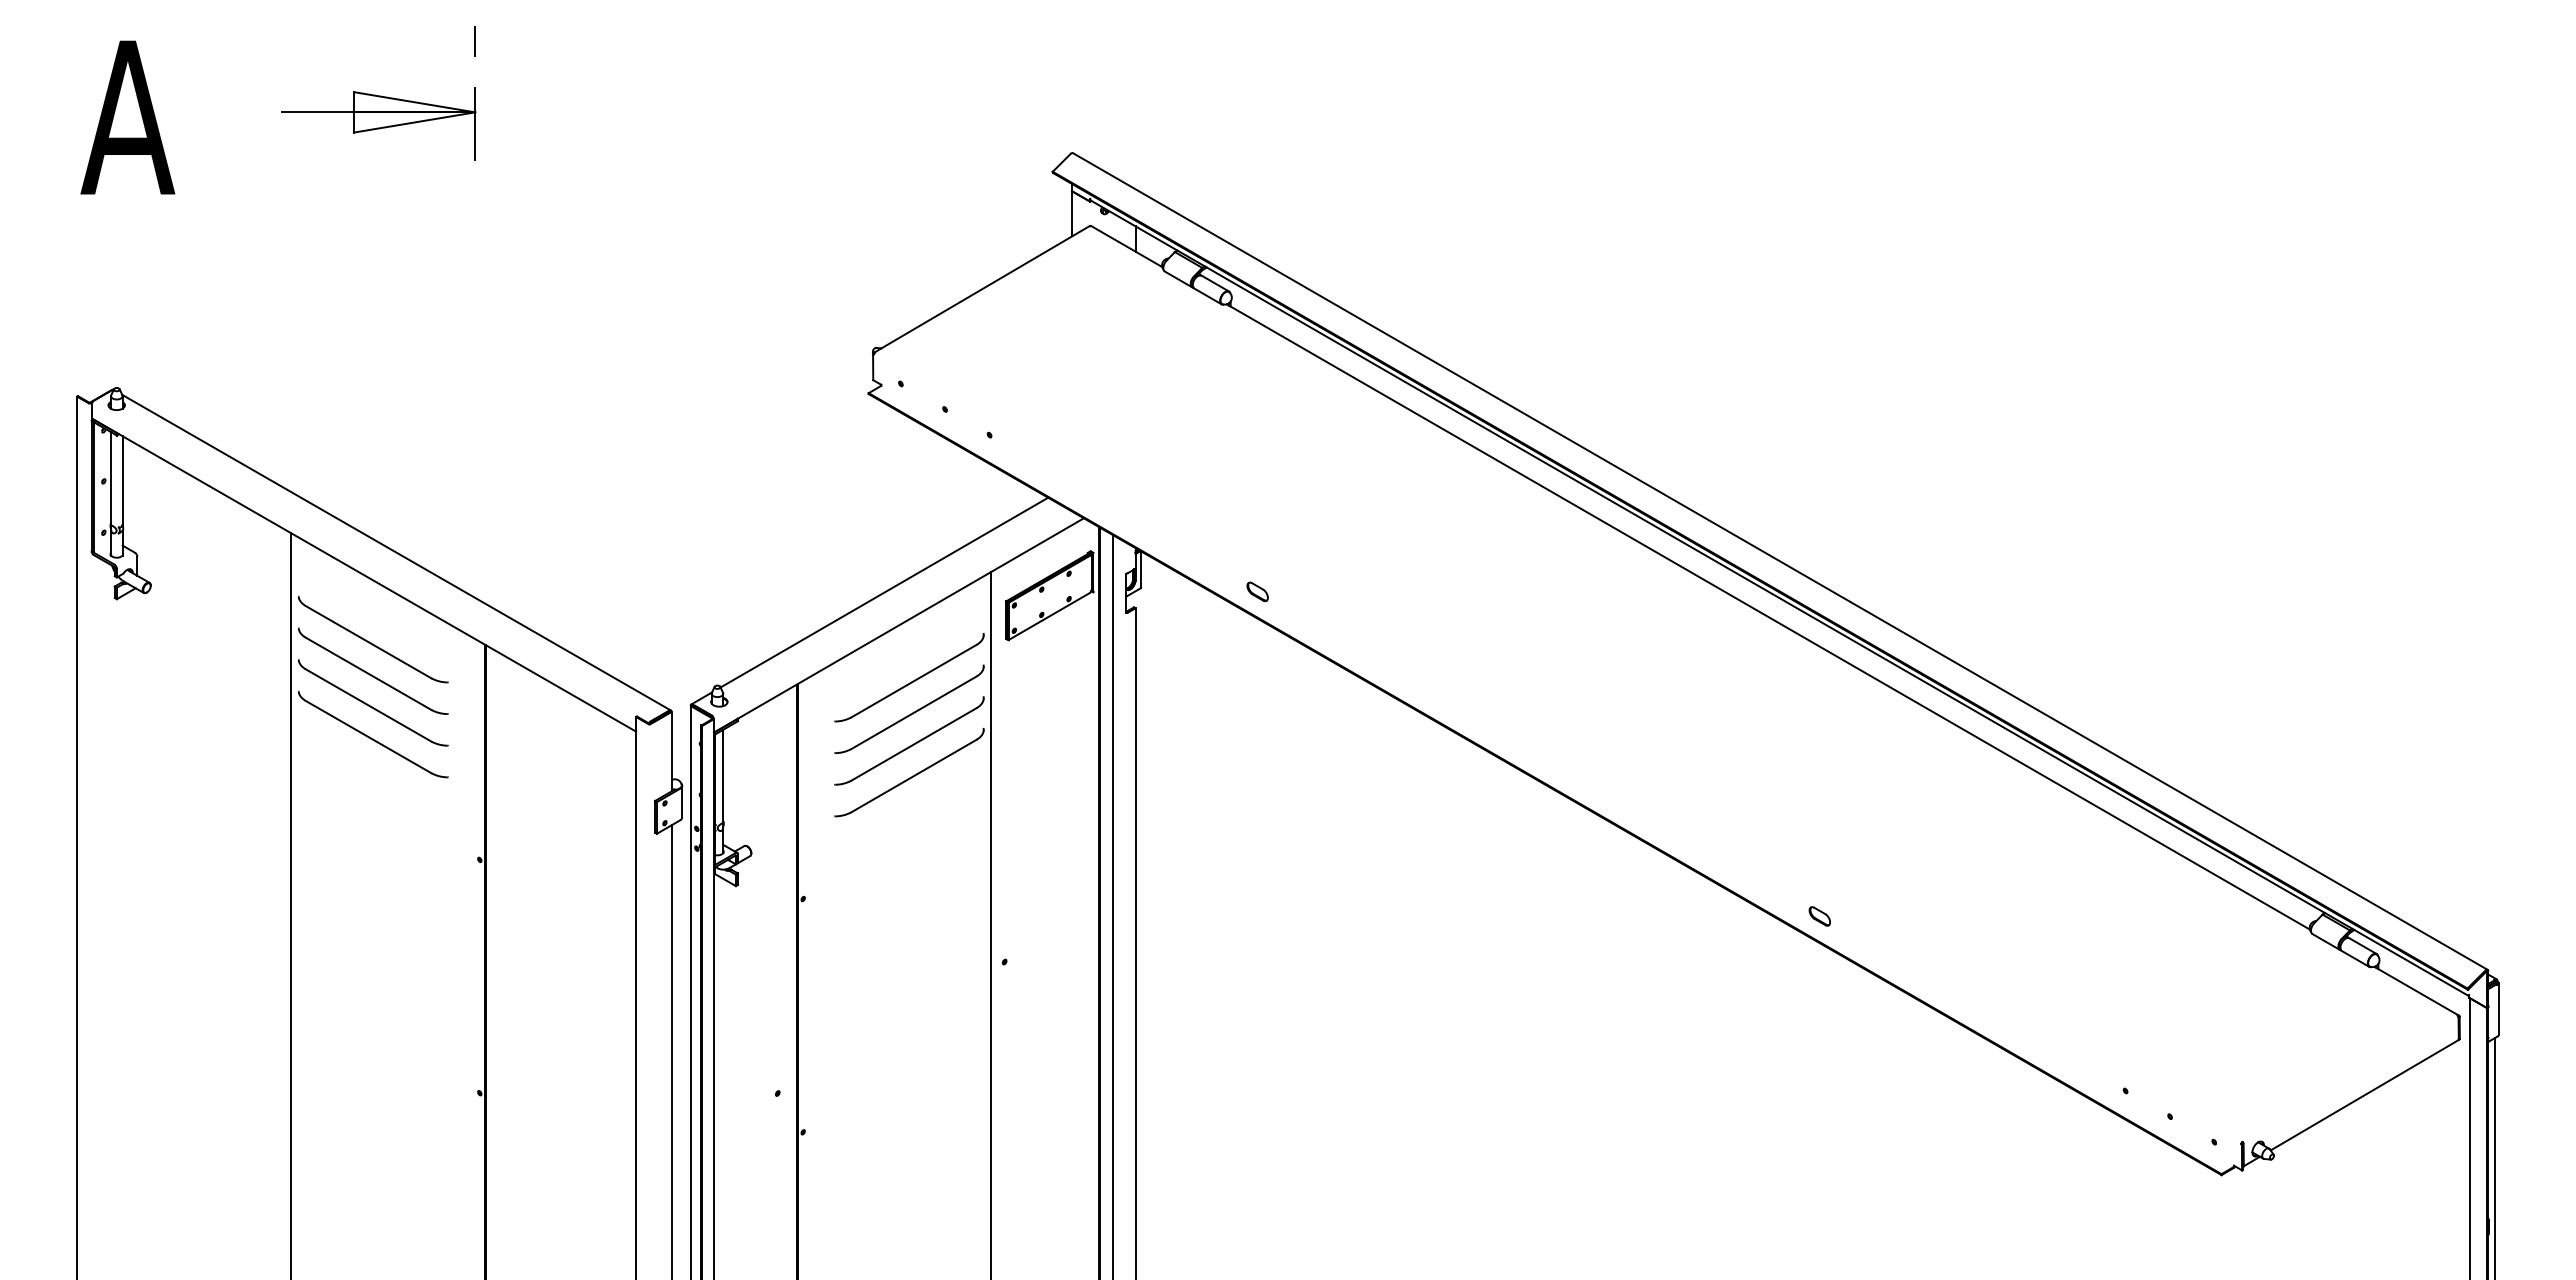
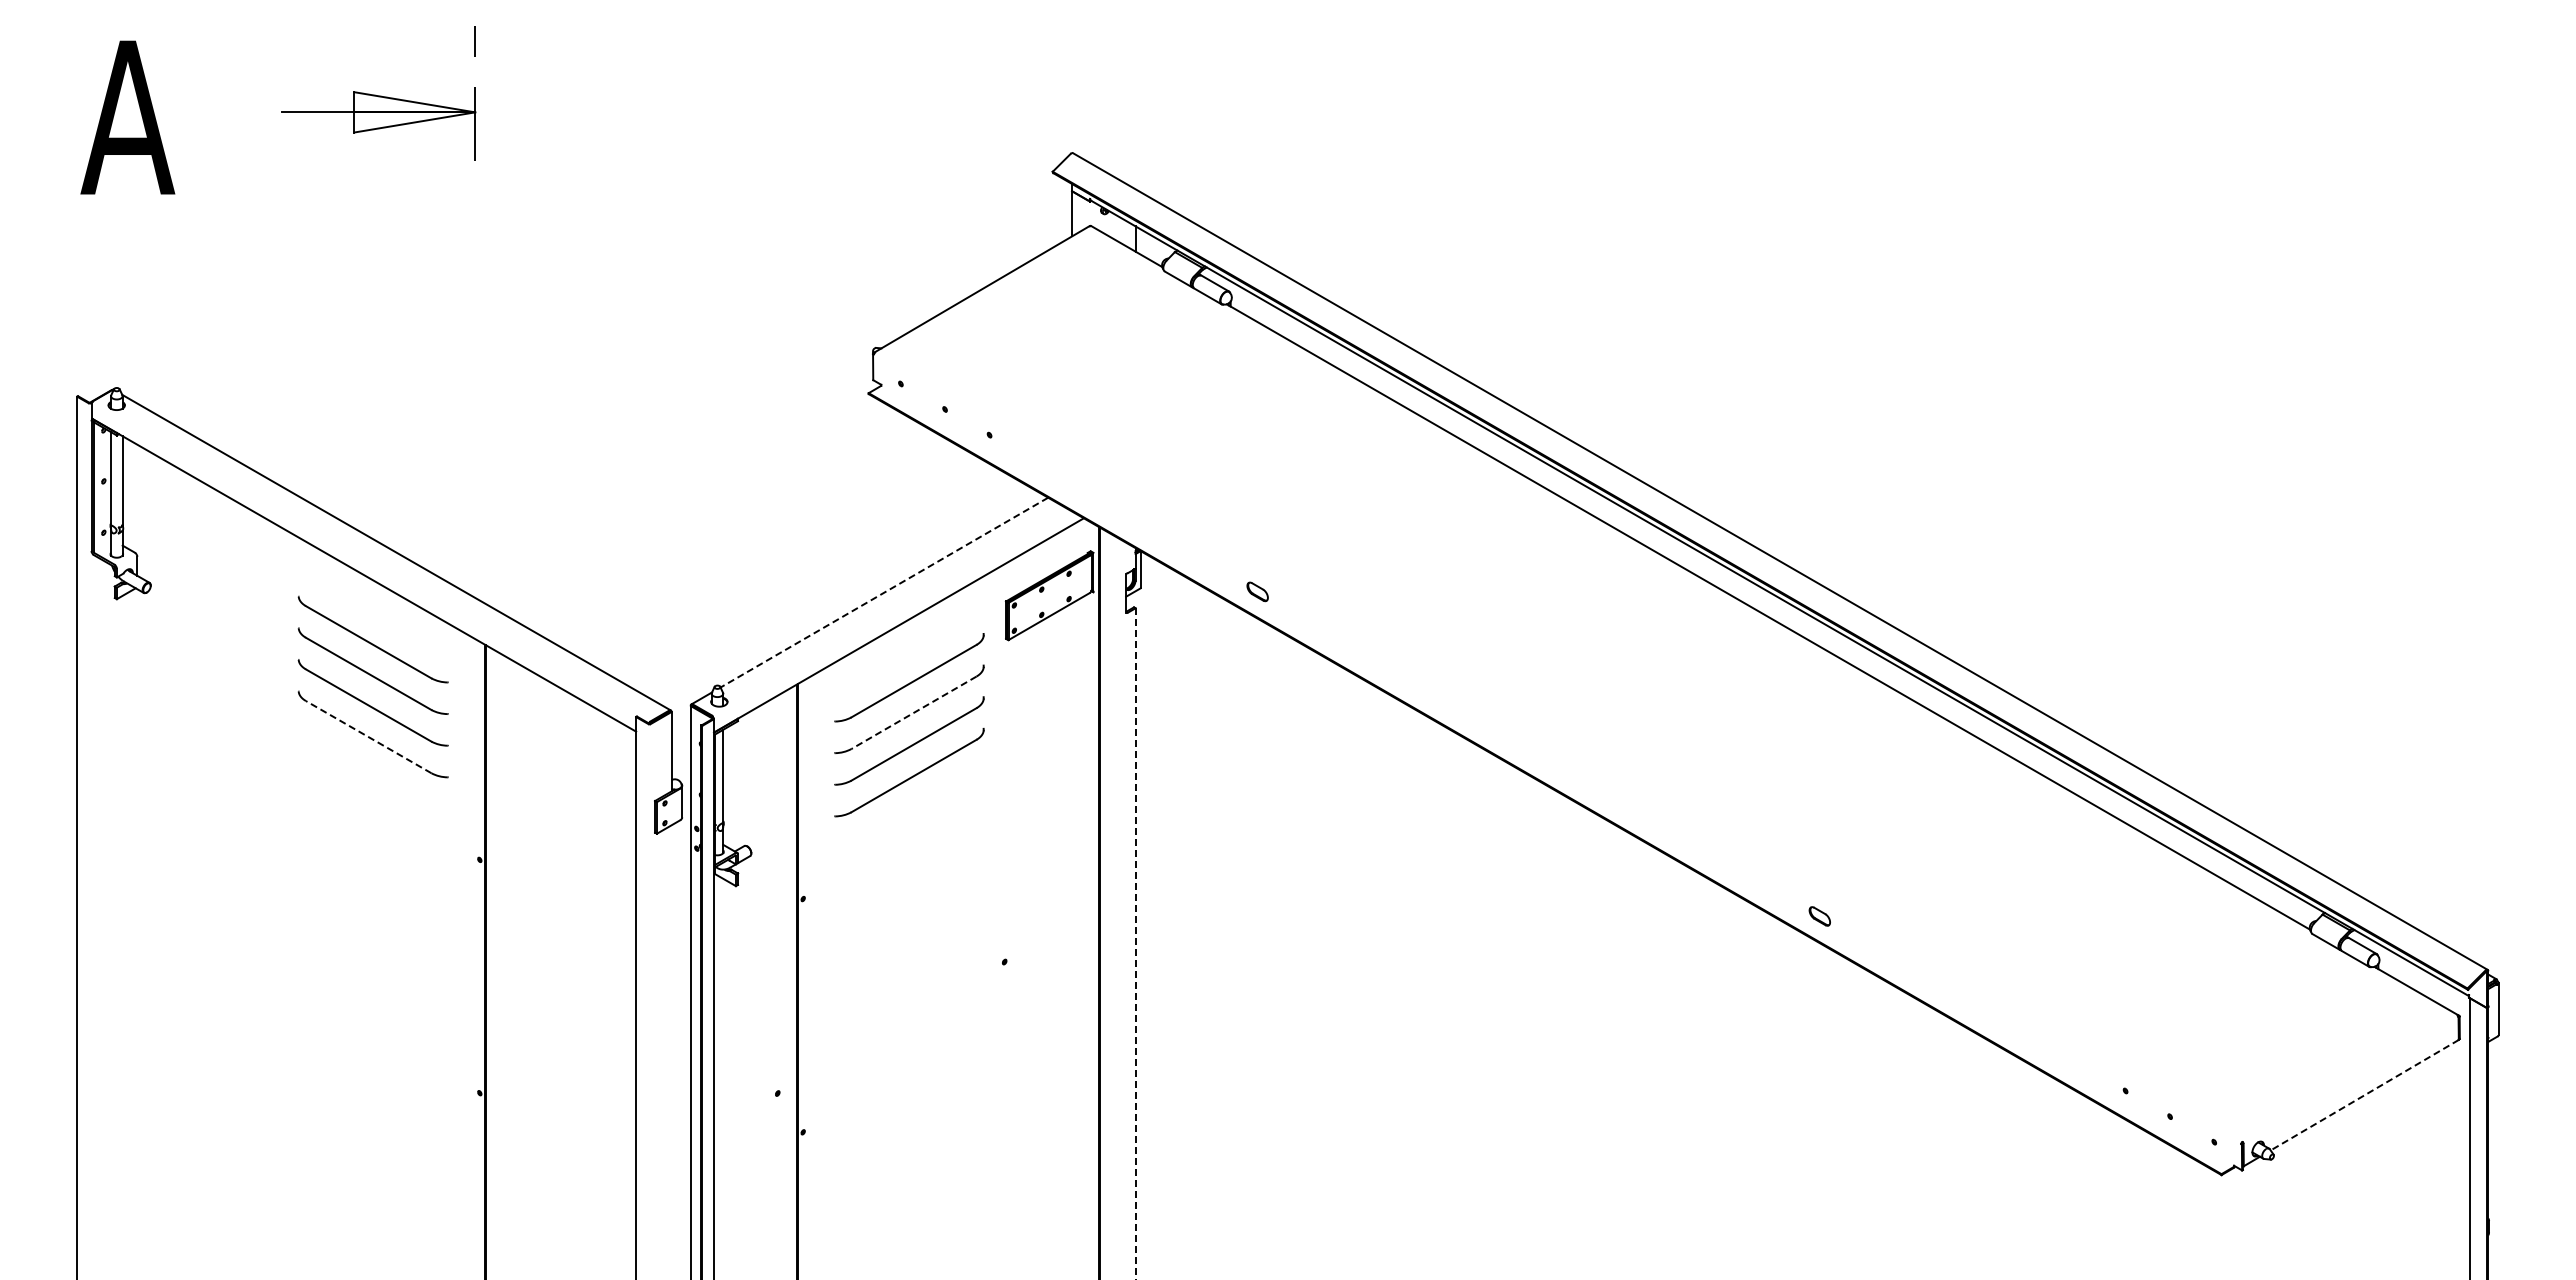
line: solid -> dashed (883, 592)
line: solid -> dashed (913, 713)
line: solid -> dashed (368, 736)
line: present -> none (291, 904)
line: present -> none (1112, 905)
line: present -> none (991, 923)
line: solid -> dashed (1135, 943)
line: present -> none (671, 1050)
line: solid -> dashed (2364, 1095)
line: present -> none (2494, 1157)
